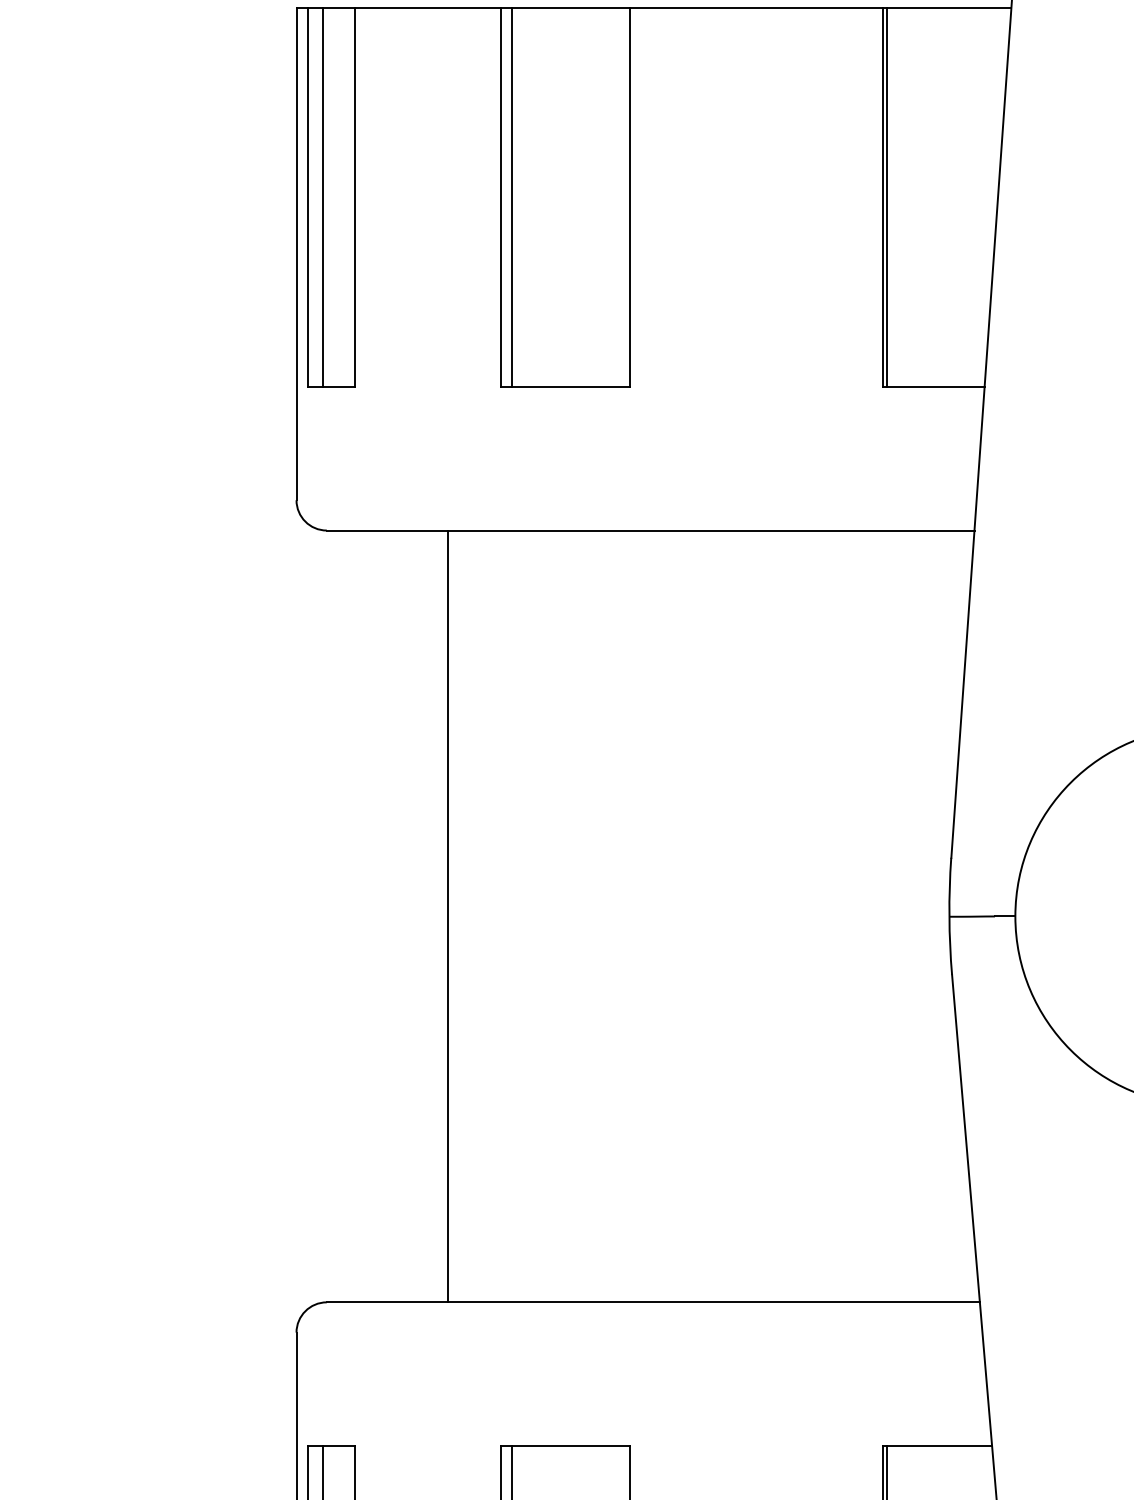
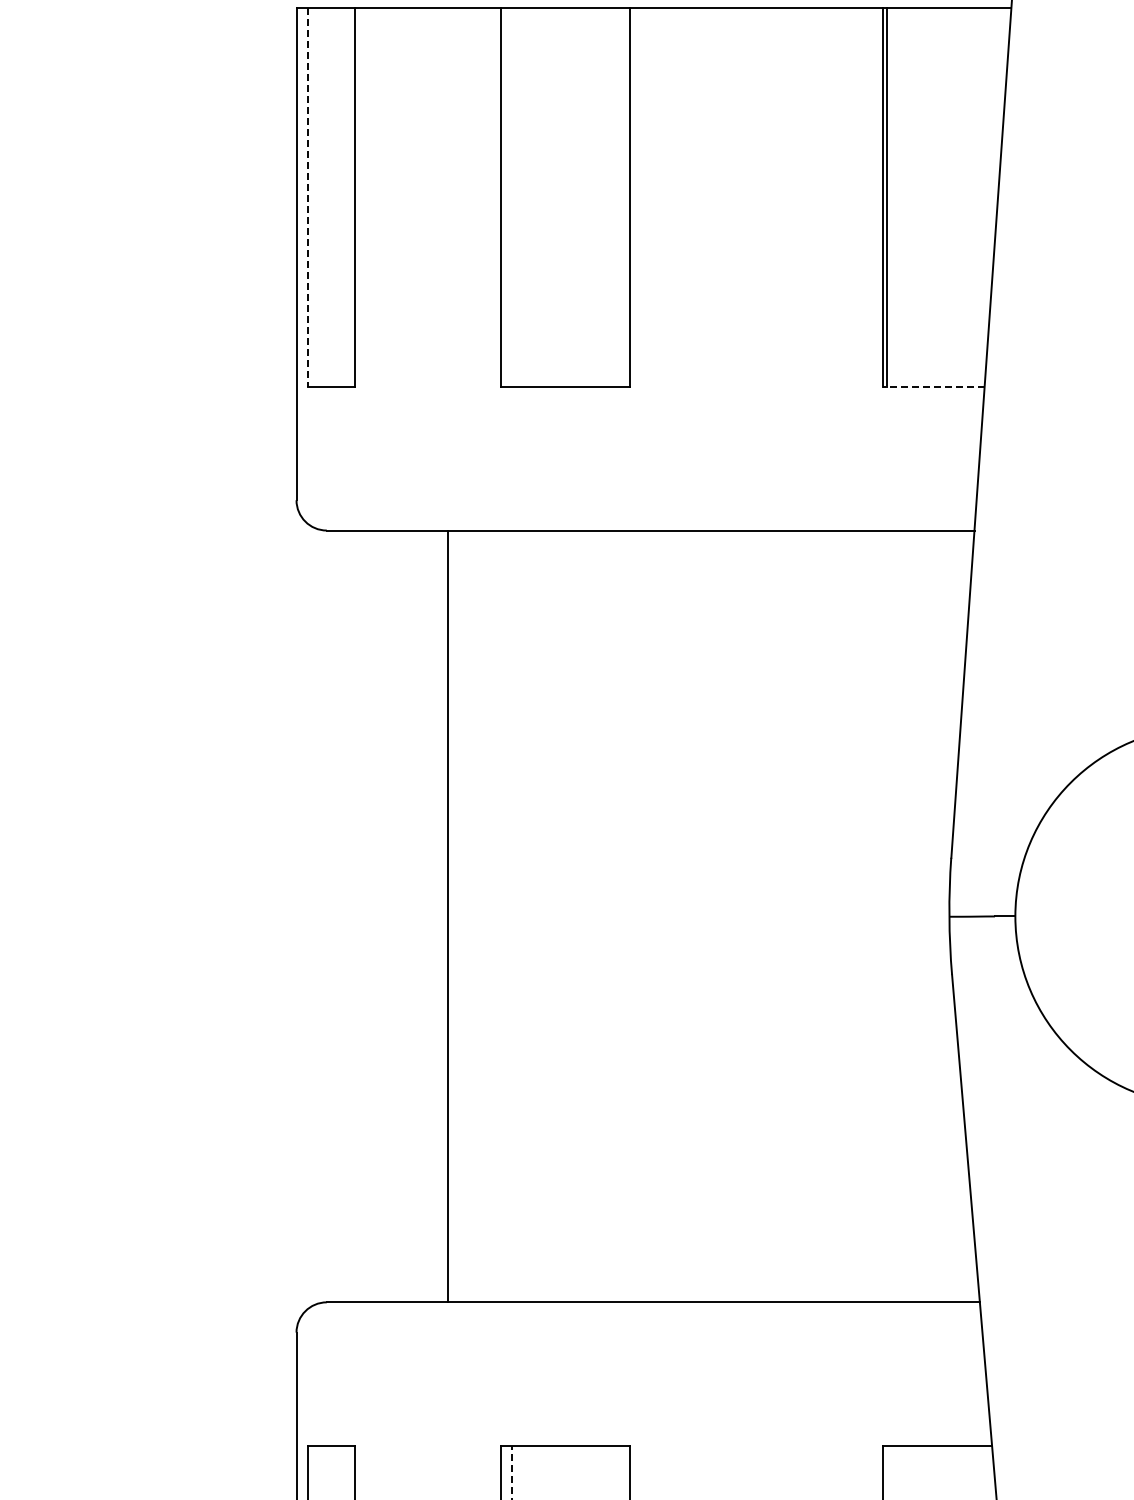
line: present -> none (323, 197)
line: present -> none (512, 197)
line: solid -> dashed (308, 198)
line: solid -> dashed (933, 386)
line: present -> none (323, 1471)
line: present -> none (886, 1471)
line: solid -> dashed (512, 1472)
